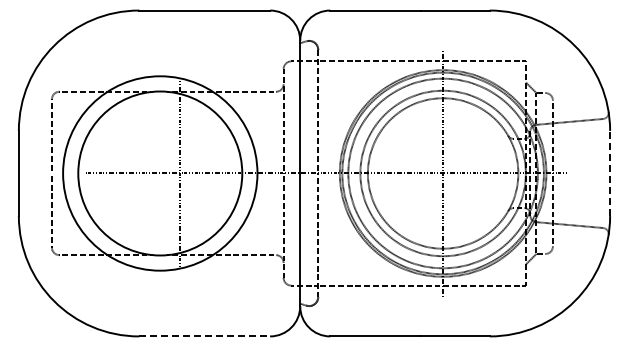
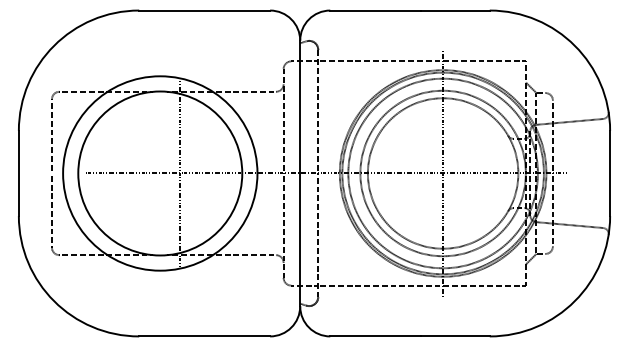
line: dashed -> solid (610, 173)
line: dashed -> solid (205, 336)
